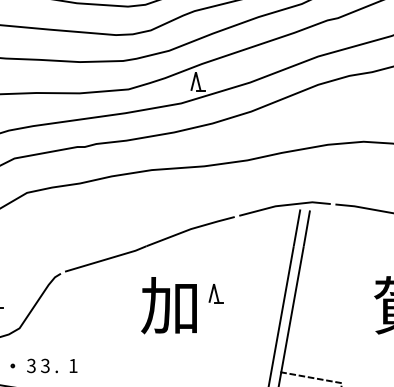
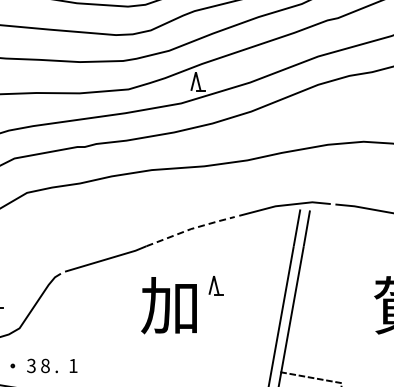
line: solid -> dashed (191, 229)
part position: (215, 293) -> (215, 285) (215, 285)
text: 3 -> 8 (45, 365)
